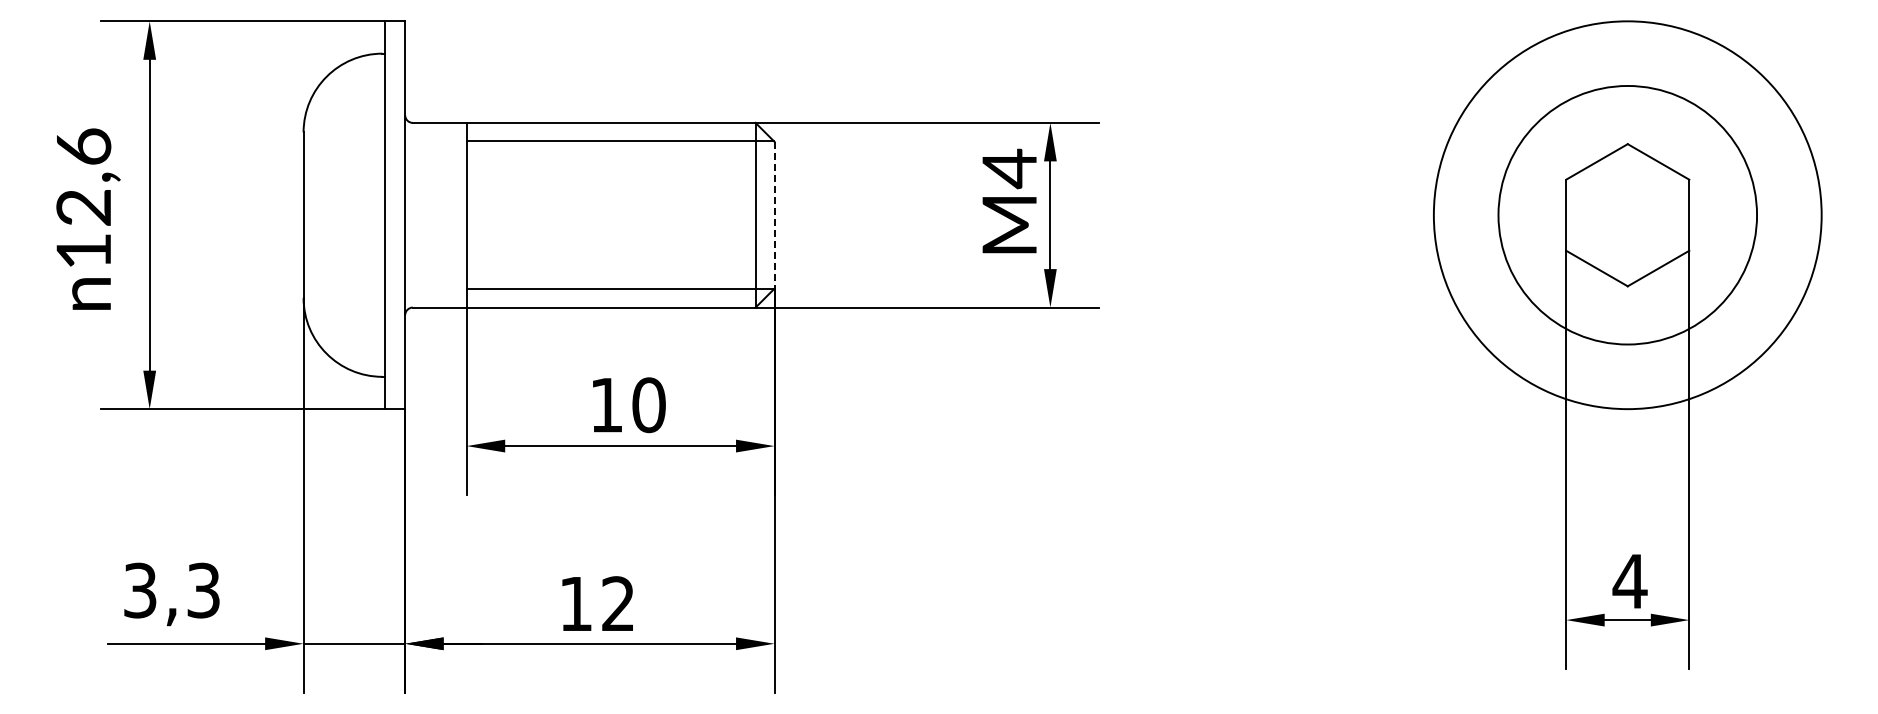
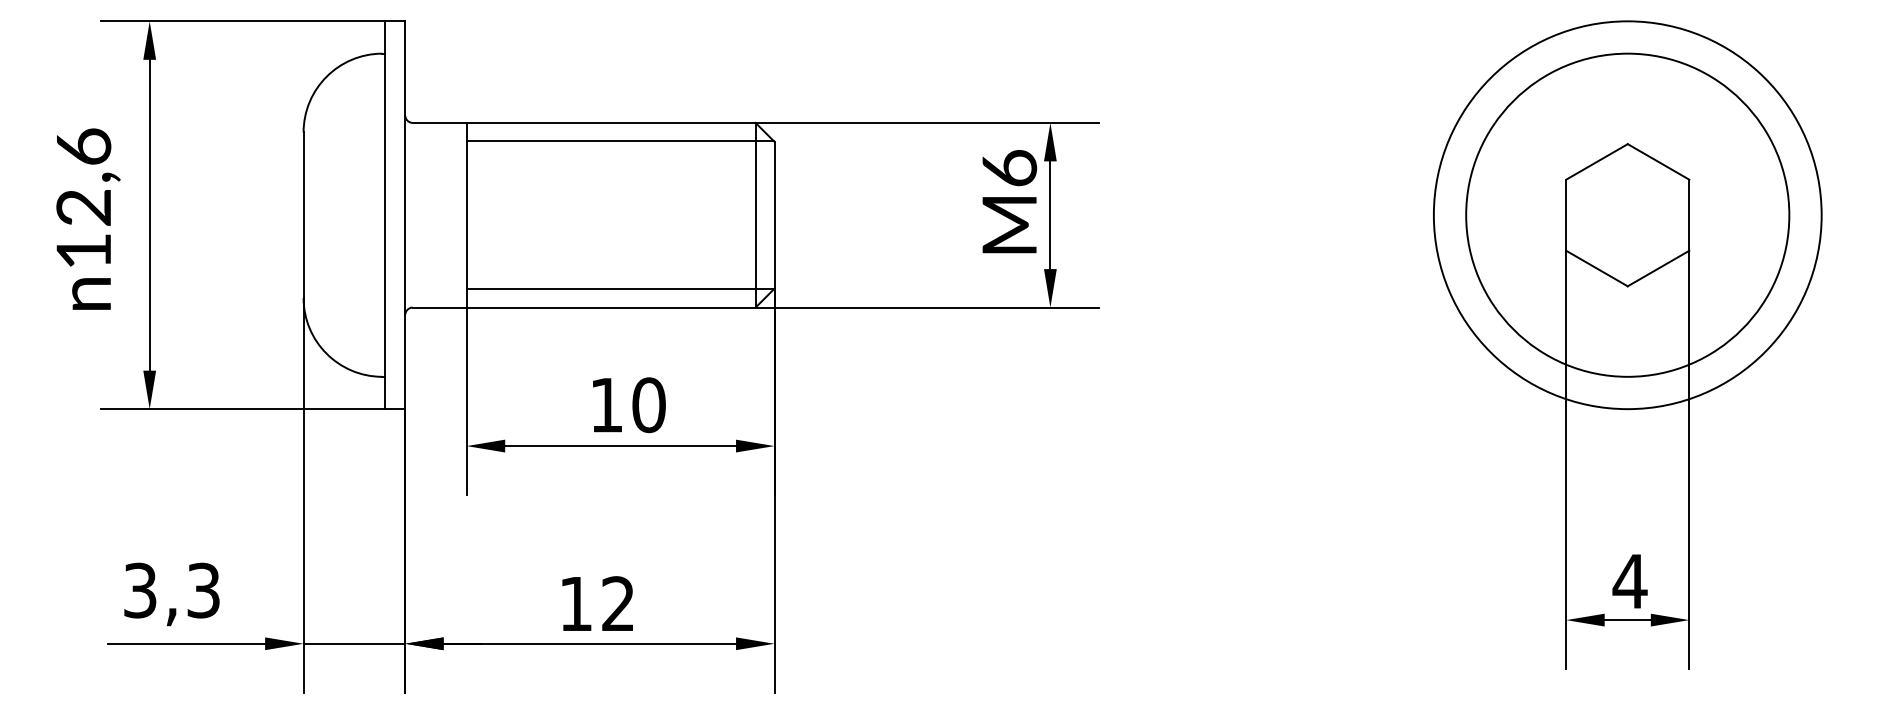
text: M4 -> M6 (1009, 168)
circle diameter: 259 px -> 323 px (1627, 214)
line: dashed -> solid (774, 215)
